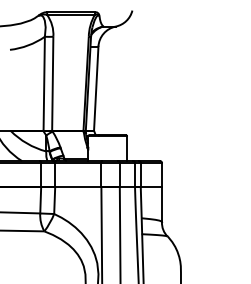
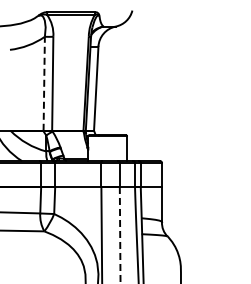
line: solid -> dashed (44, 83)
line: solid -> dashed (120, 234)
